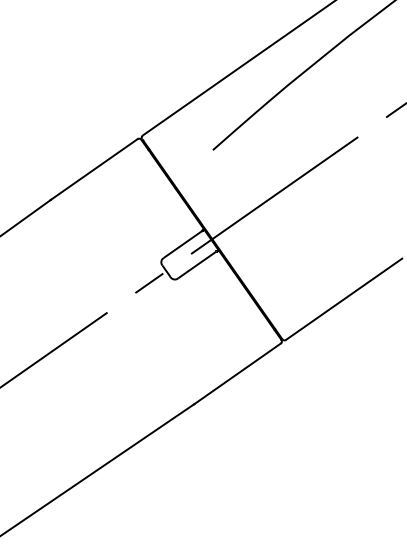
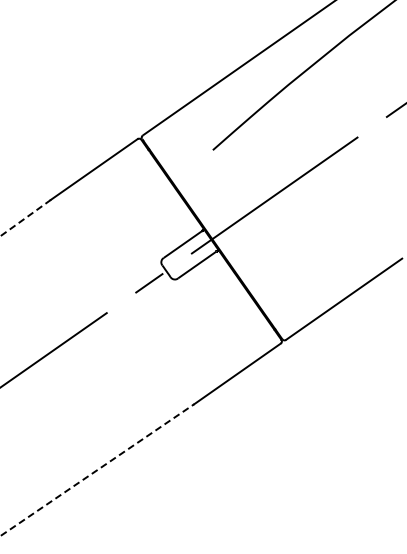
line: solid -> dashed (25, 218)
line: solid -> dashed (97, 470)
